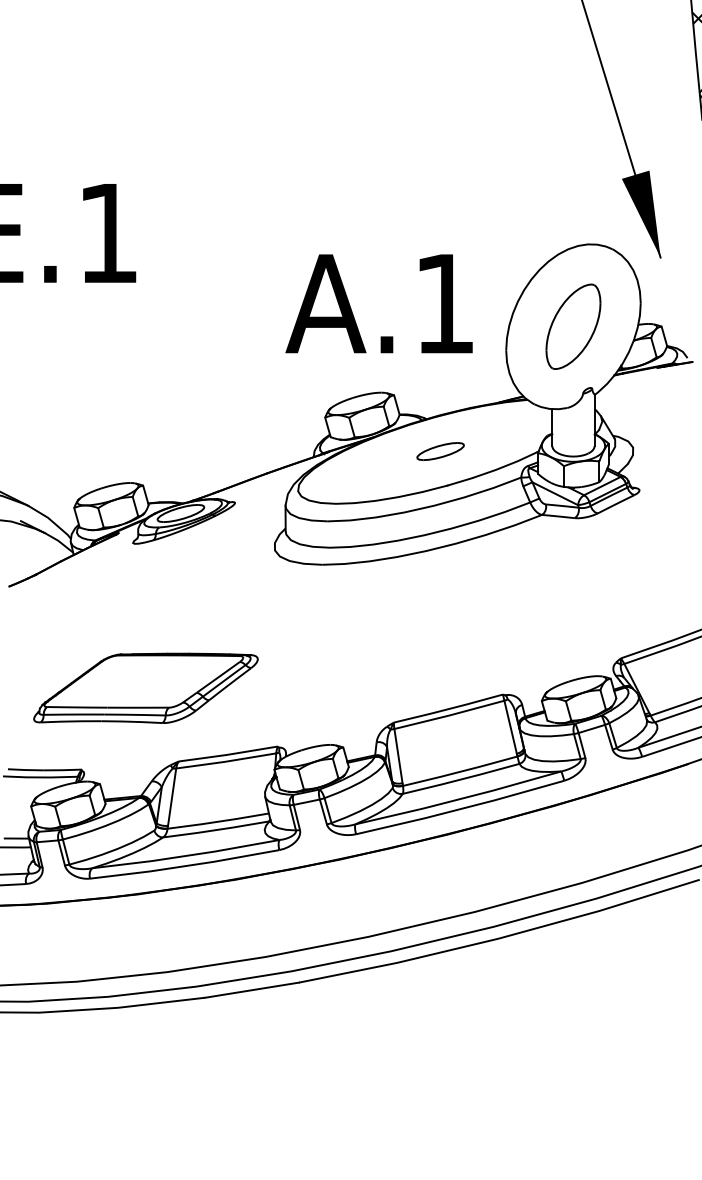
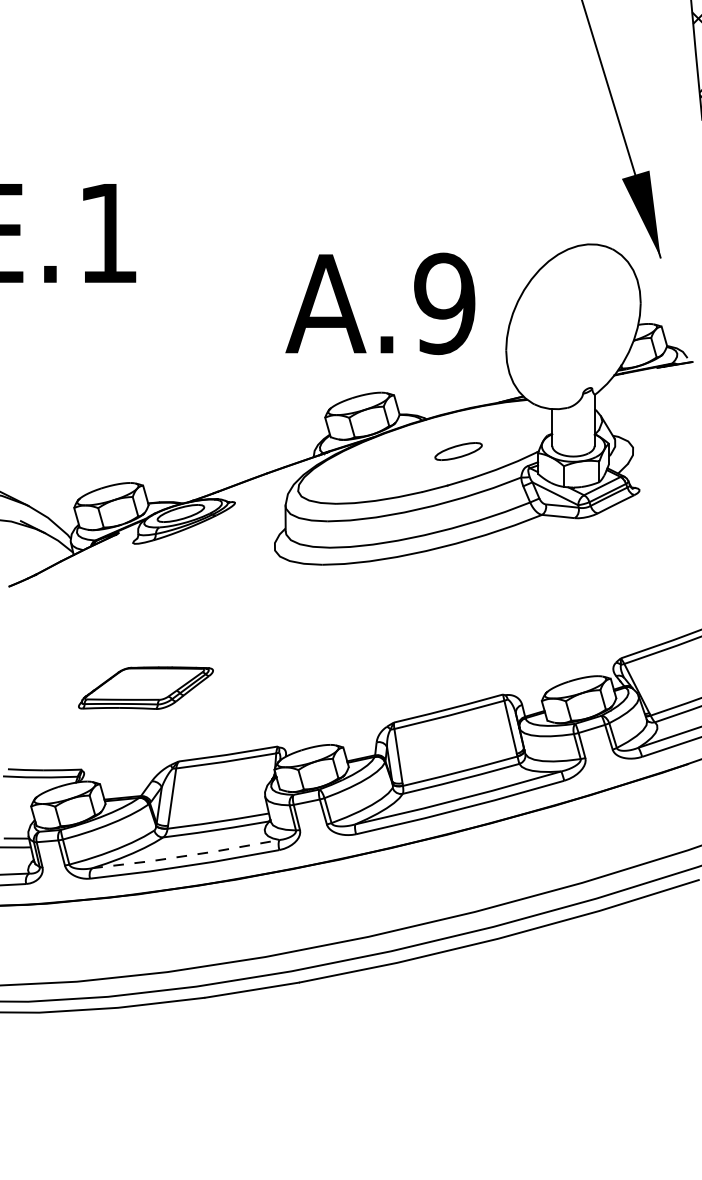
text: A.1 -> A.9 (444, 303)
part: present -> none (573, 326)
part position: (440, 451) -> (458, 451) (458, 451)
part size: 226x72 px -> 136x44 px (145, 687)
line: solid -> dashed (186, 855)
